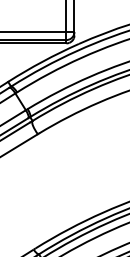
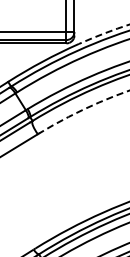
arc: solid -> dashed (103, 33)
arc: solid -> dashed (83, 109)
